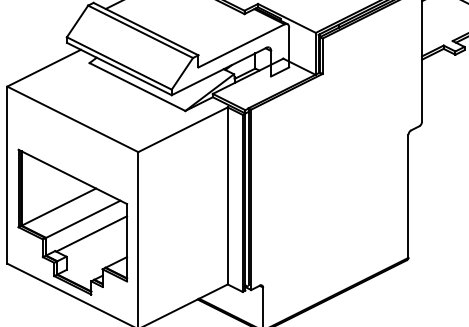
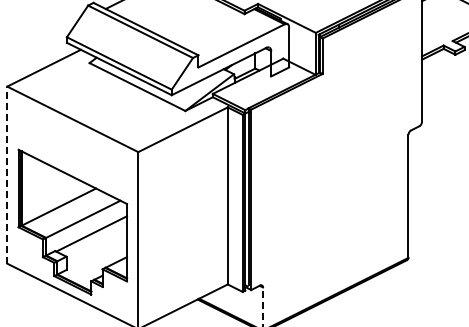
line: solid -> dashed (7, 175)
line: solid -> dashed (263, 307)
